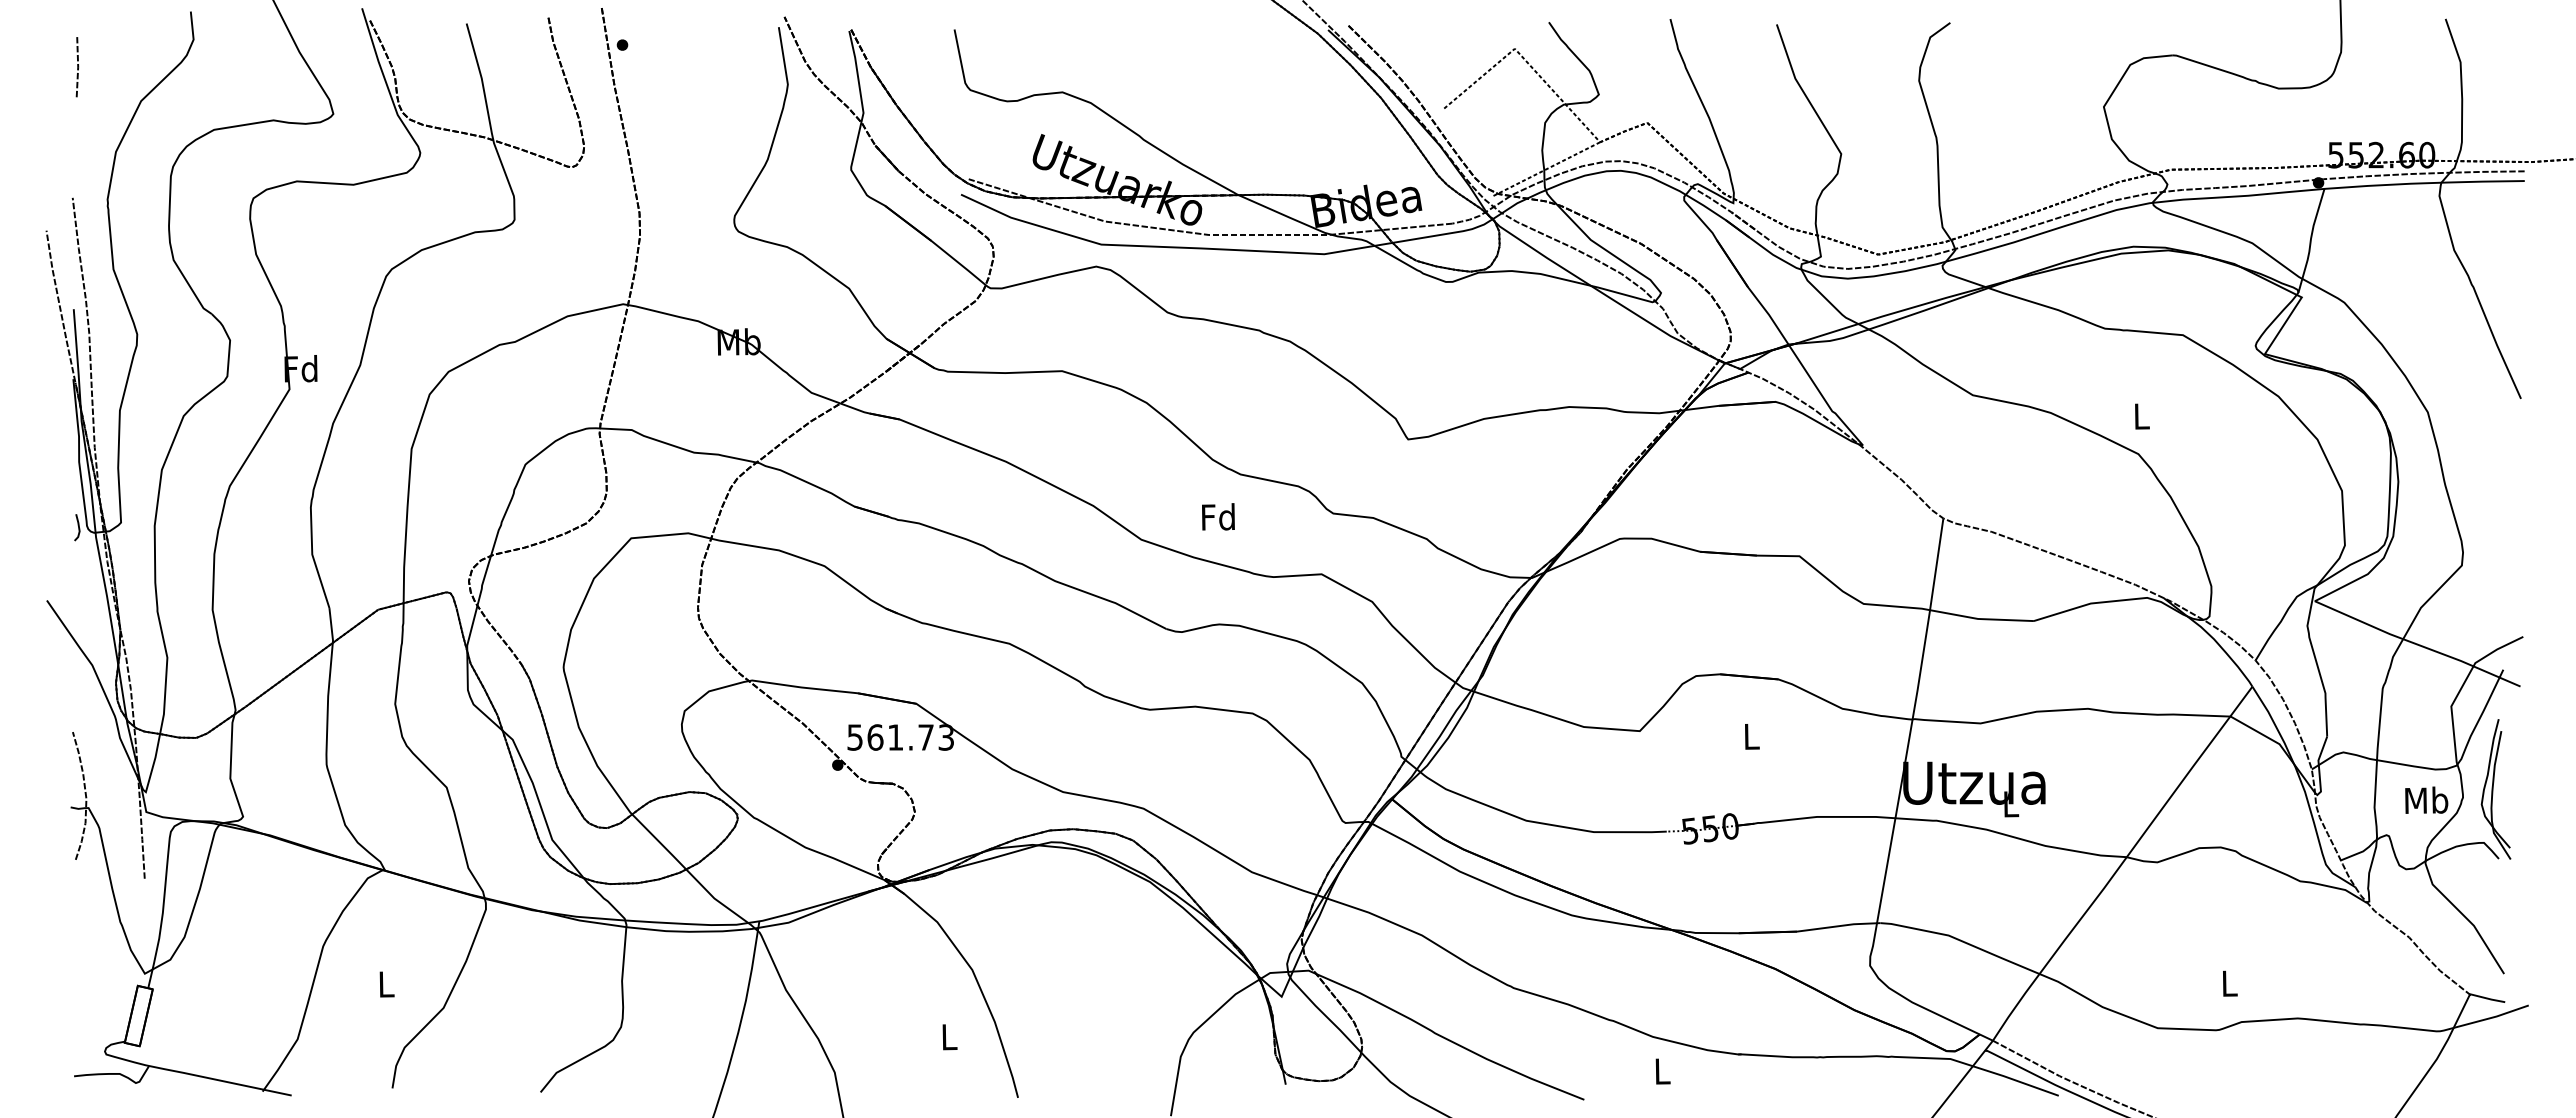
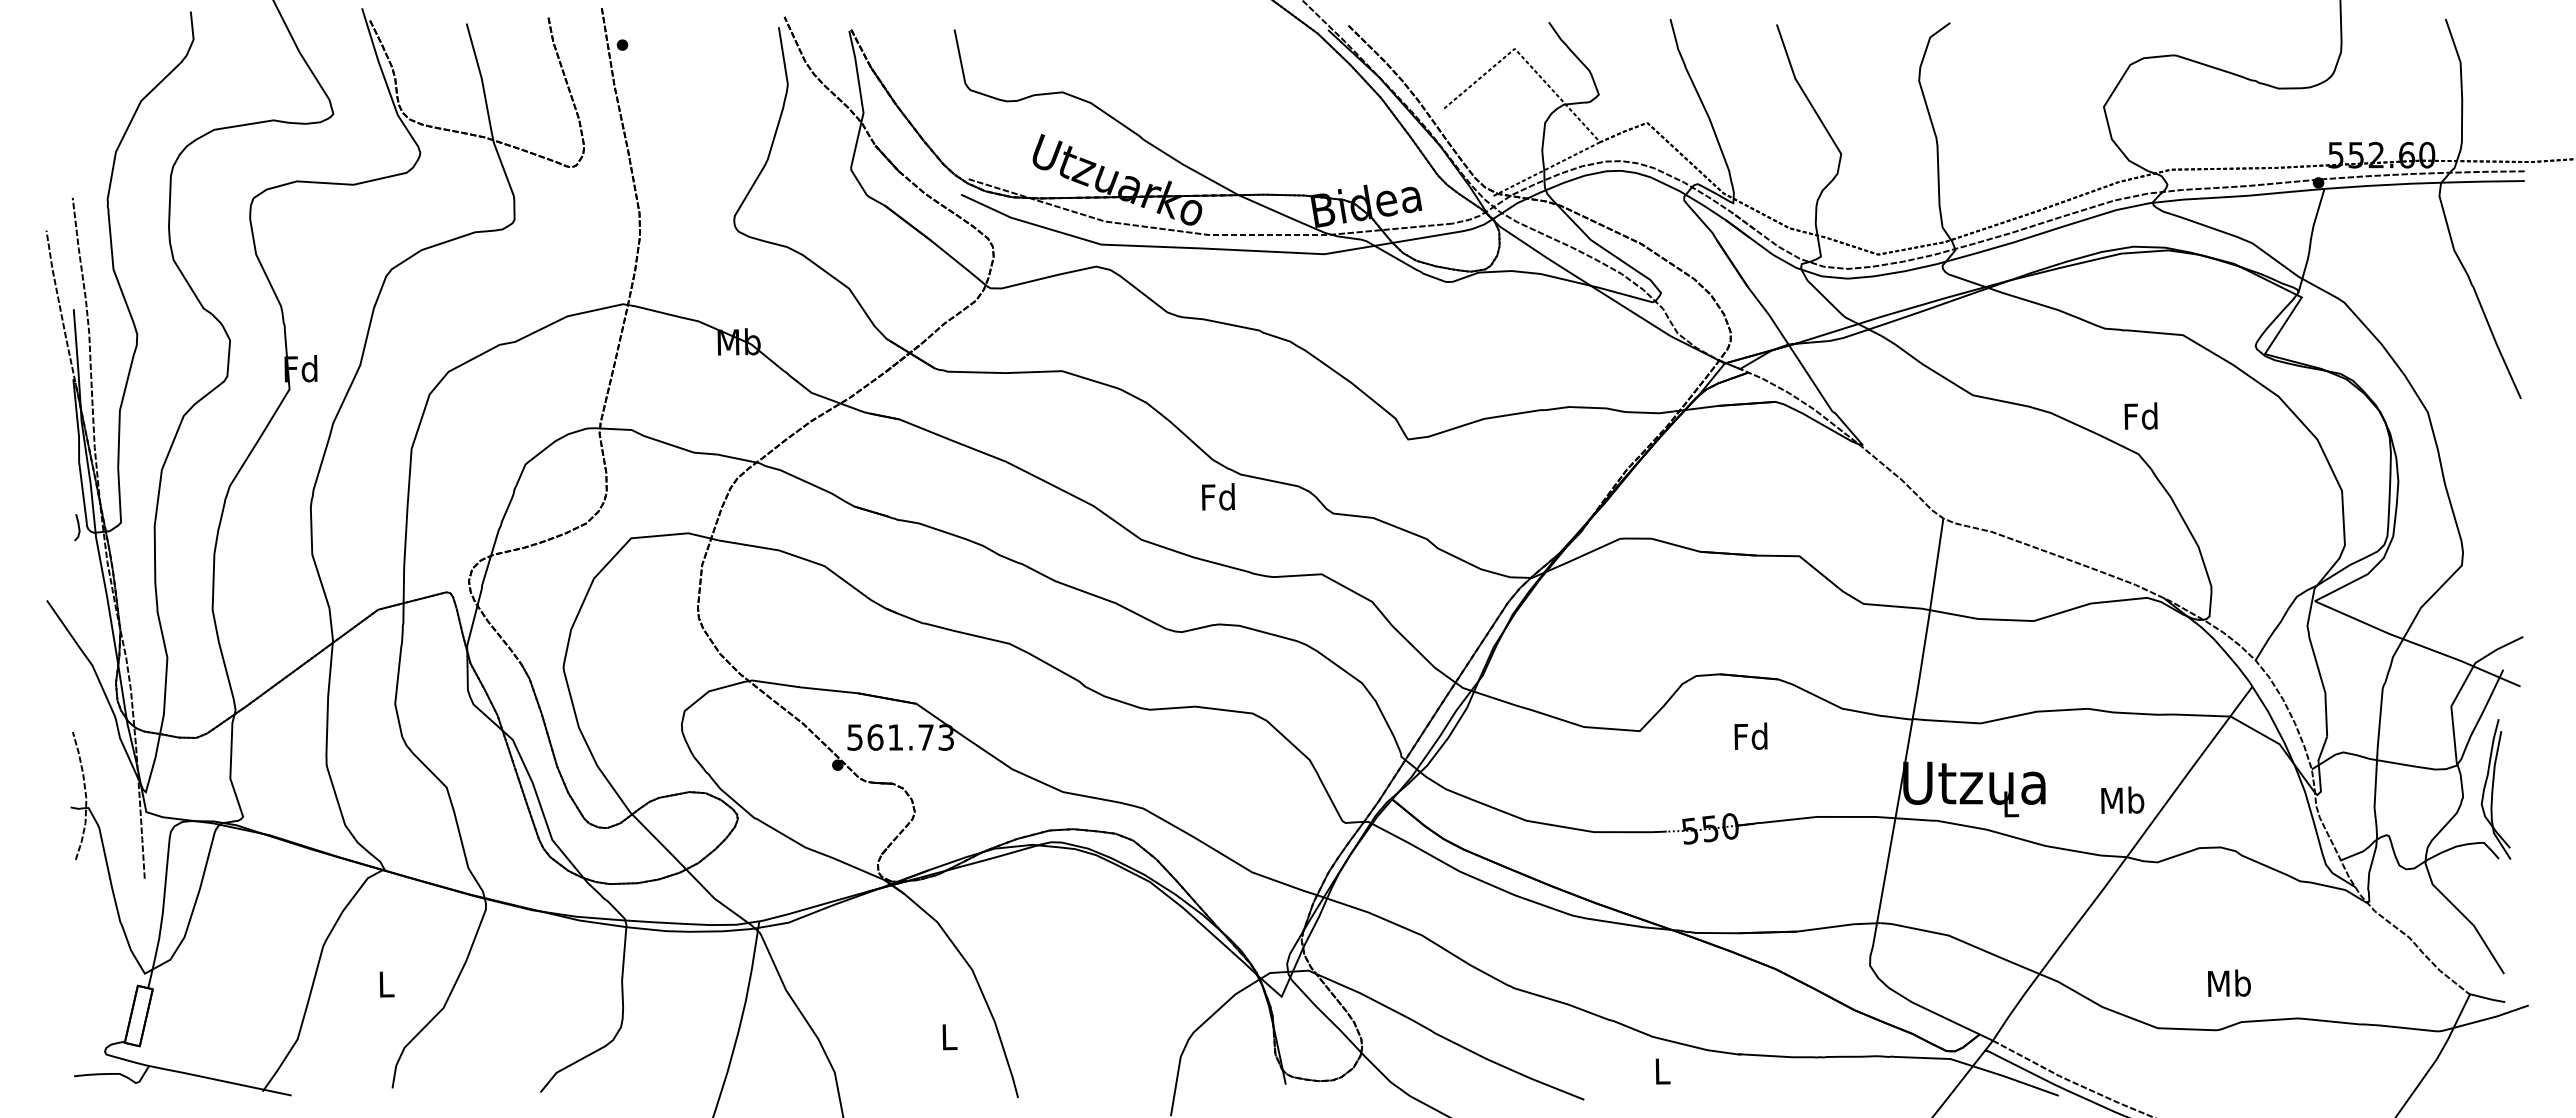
line: present -> none (77, 67)
text: L -> Fd (2140, 415)
text position: (1218, 516) -> (1218, 496) (1218, 496)
text: L -> Fd (1750, 735)
text position: (2426, 799) -> (2122, 799) (2122, 799)
text: L -> Mb (2229, 982)
